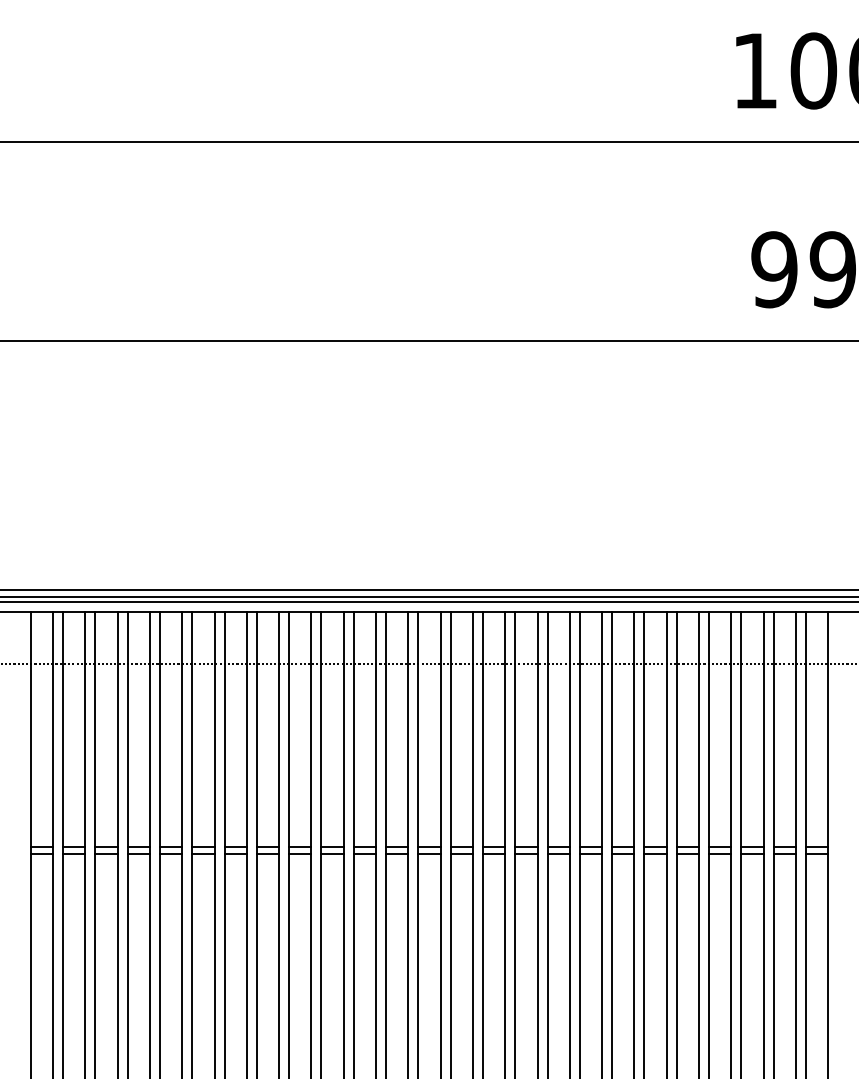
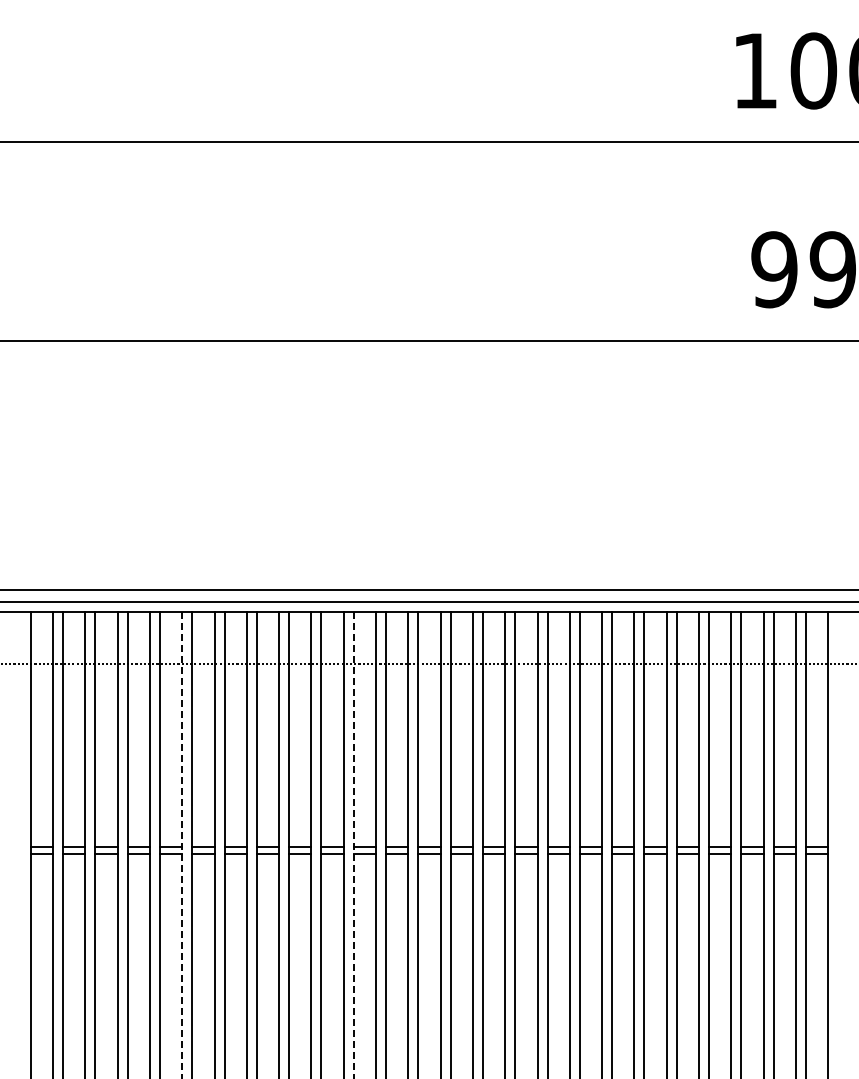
line: present -> none (428, 597)
line: solid -> dashed (182, 845)
line: solid -> dashed (353, 845)
